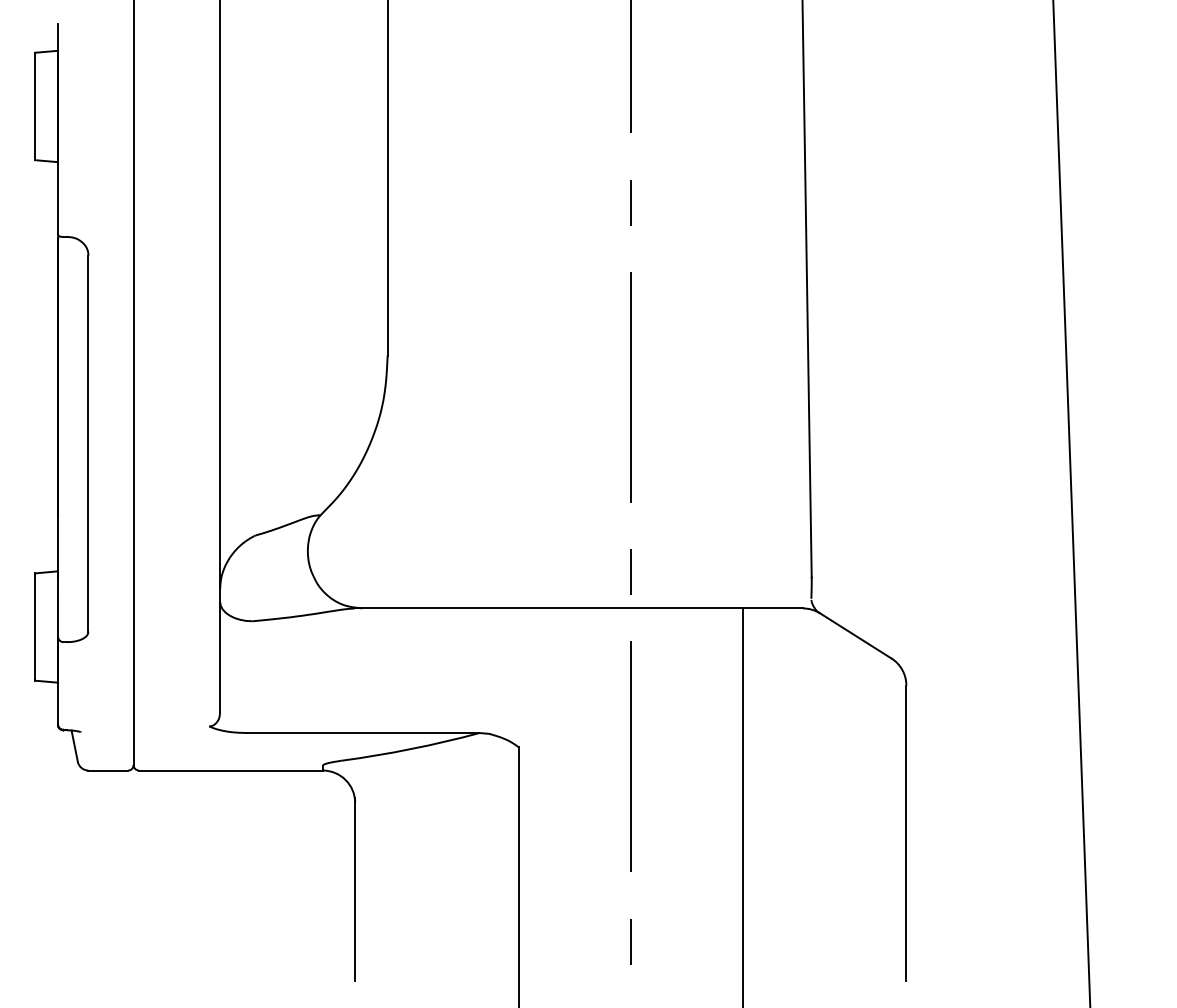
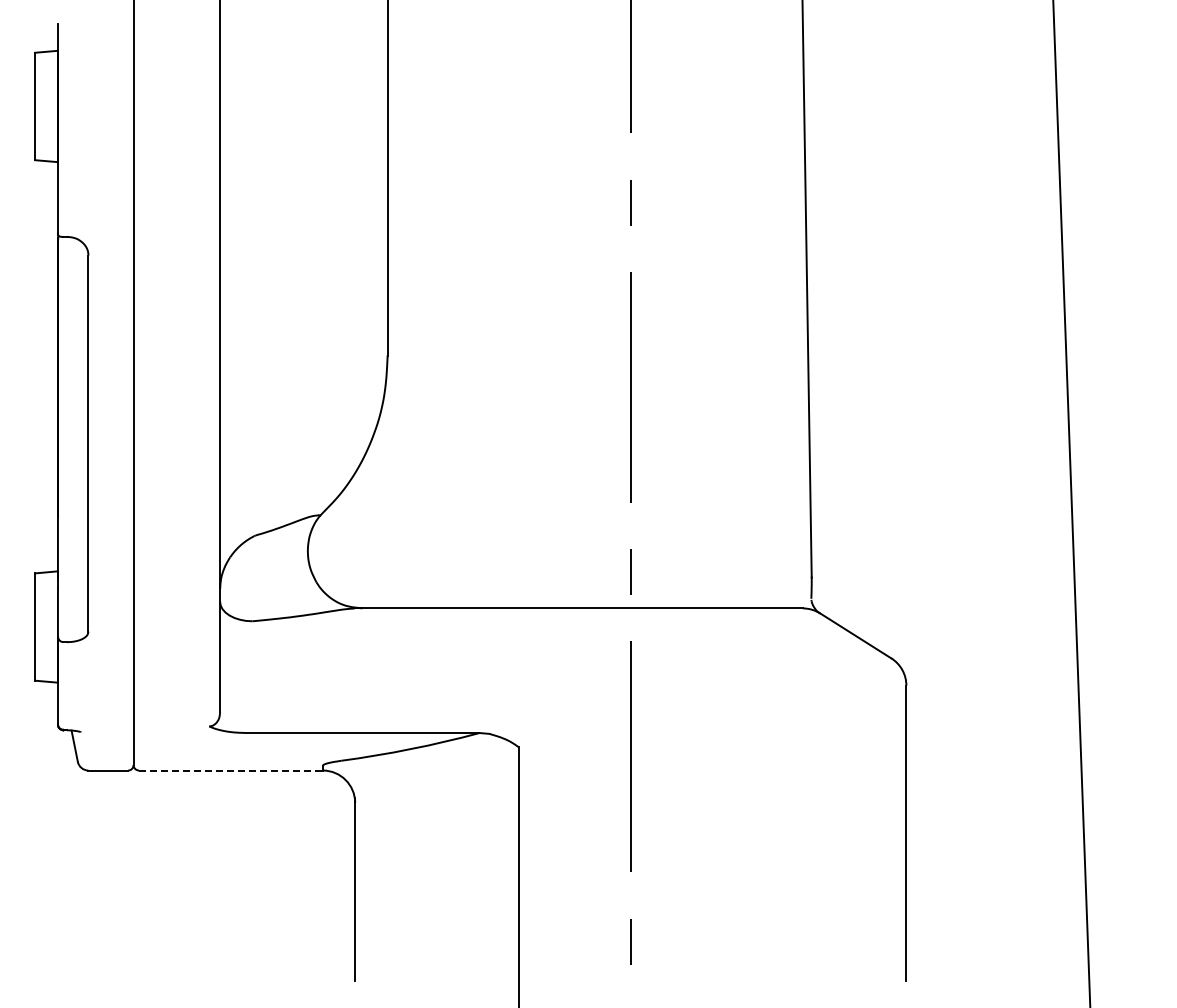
line: solid -> dashed (230, 770)
line: present -> none (742, 806)
